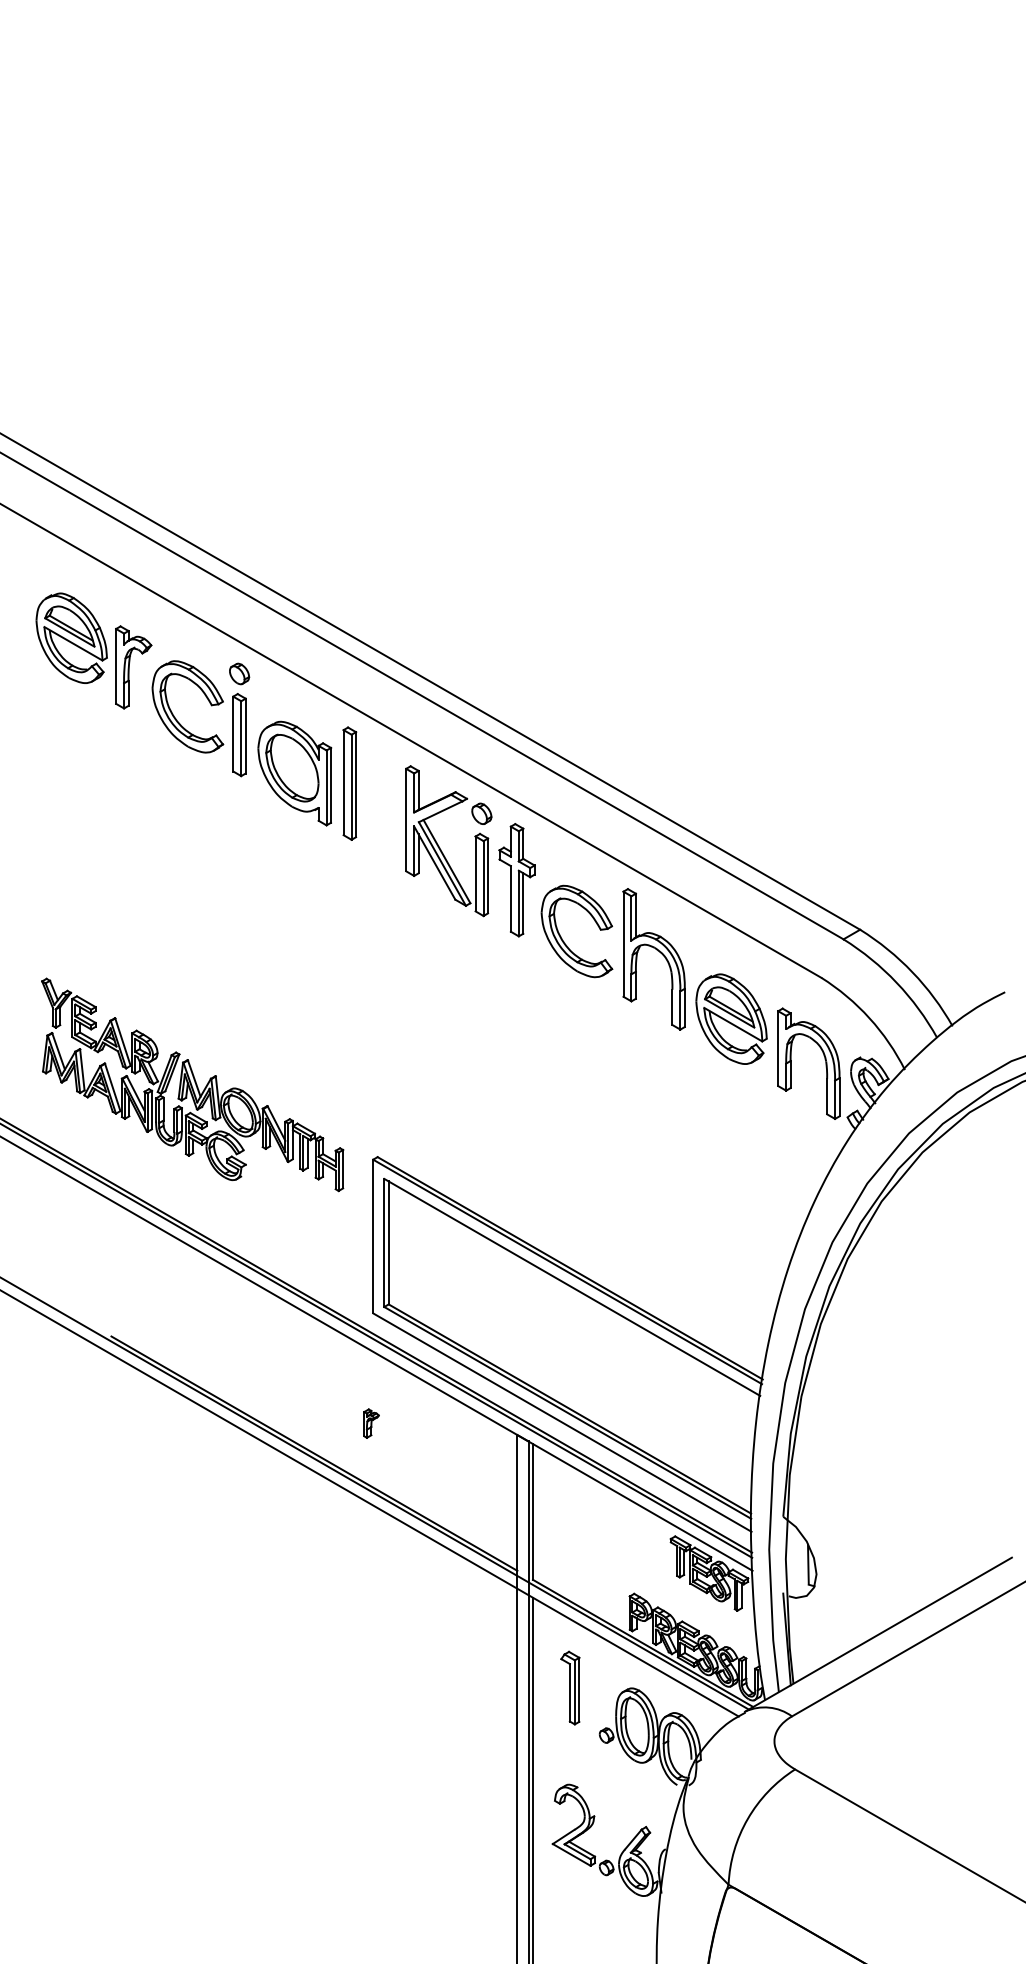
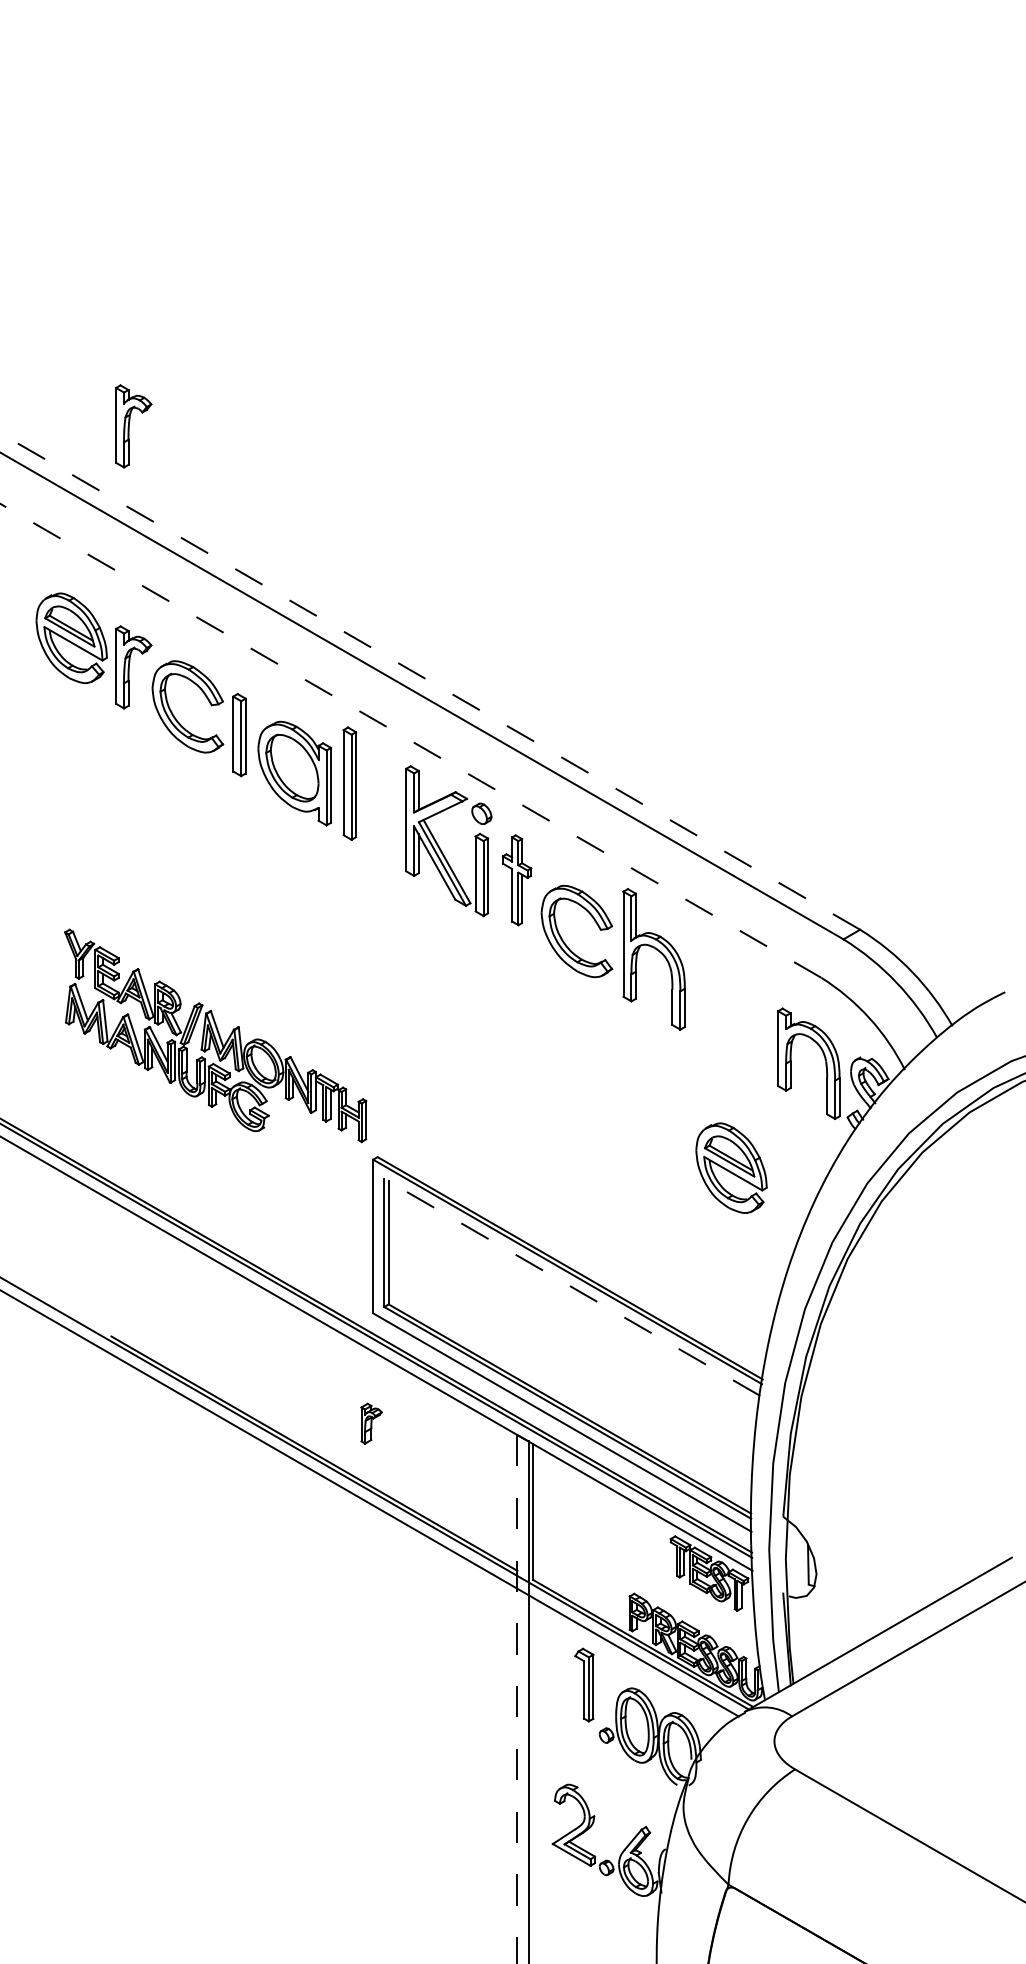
part: none -> present (133, 426)
part: present -> none (239, 673)
line: solid -> dashed (429, 681)
line: solid -> dashed (410, 740)
part size: 38x115 px -> 32x93 px (516, 880)
part position: (731, 1018) -> (731, 1167) (731, 1167)
part position: (192, 1084) -> (215, 1035) (215, 1035)
line: solid -> dashed (571, 1287)
part size: 17x31 px -> 23x43 px (371, 1423)
part position: (570, 1687) -> (584, 1684) (584, 1684)
line: solid -> dashed (517, 1699)
line: present -> none (532, 1778)
